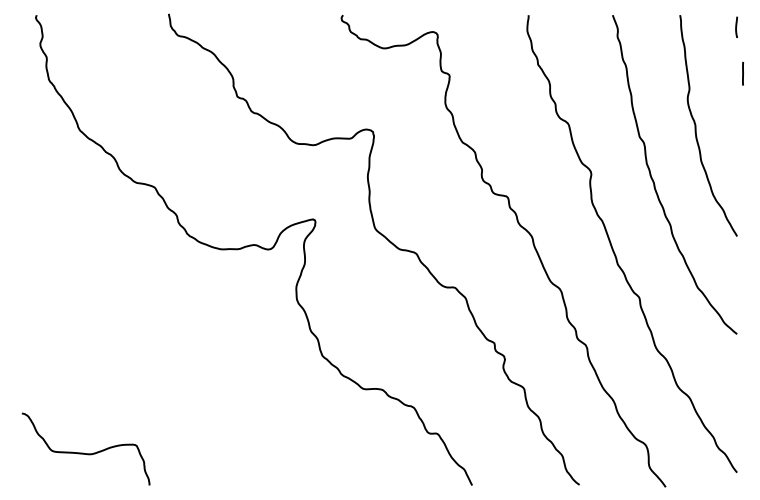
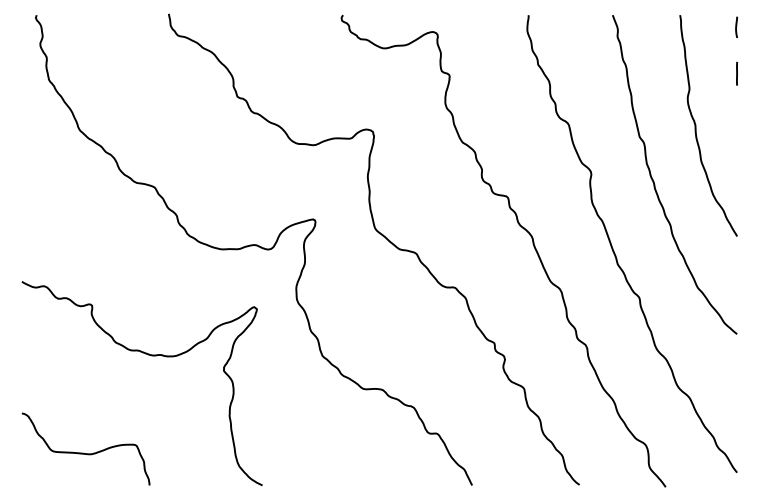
line position: (742, 73) -> (736, 73) (736, 73)
curve: none -> present (151, 356)
